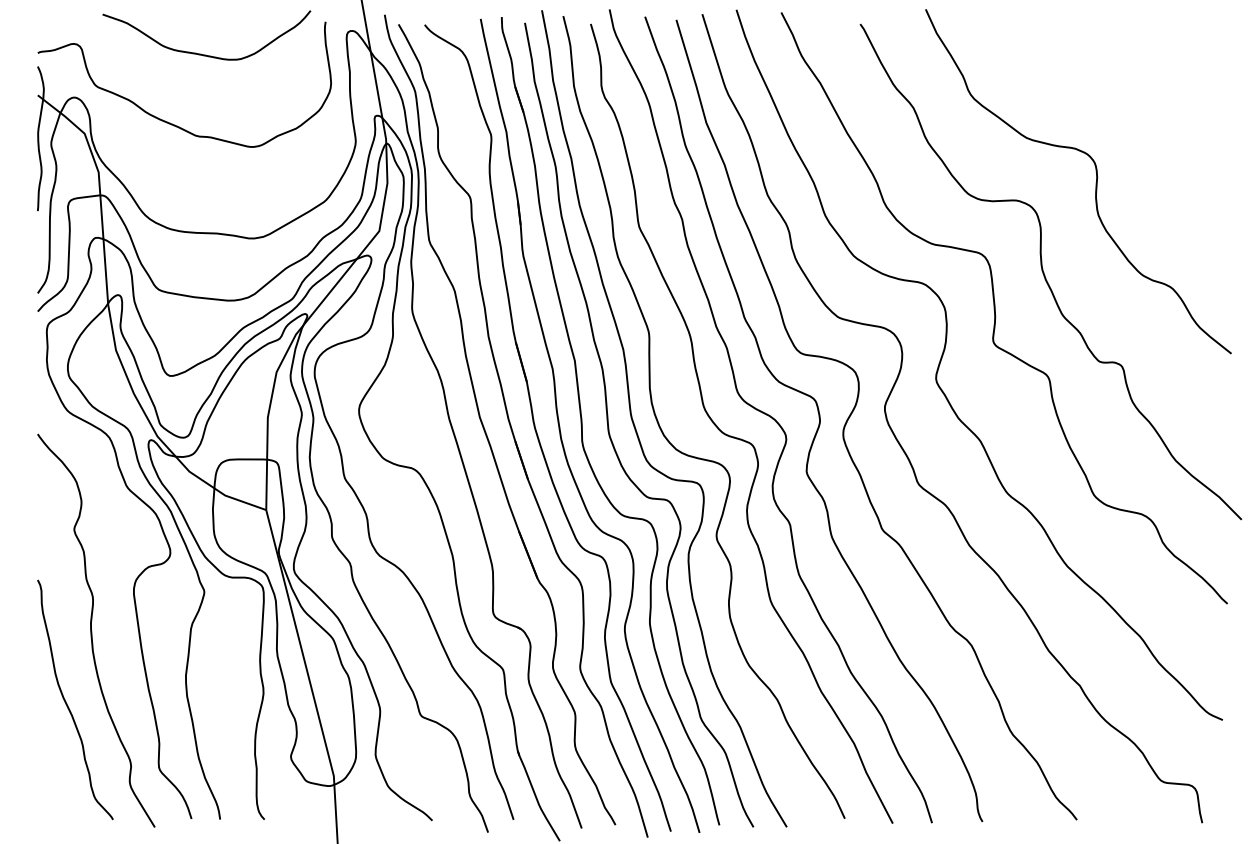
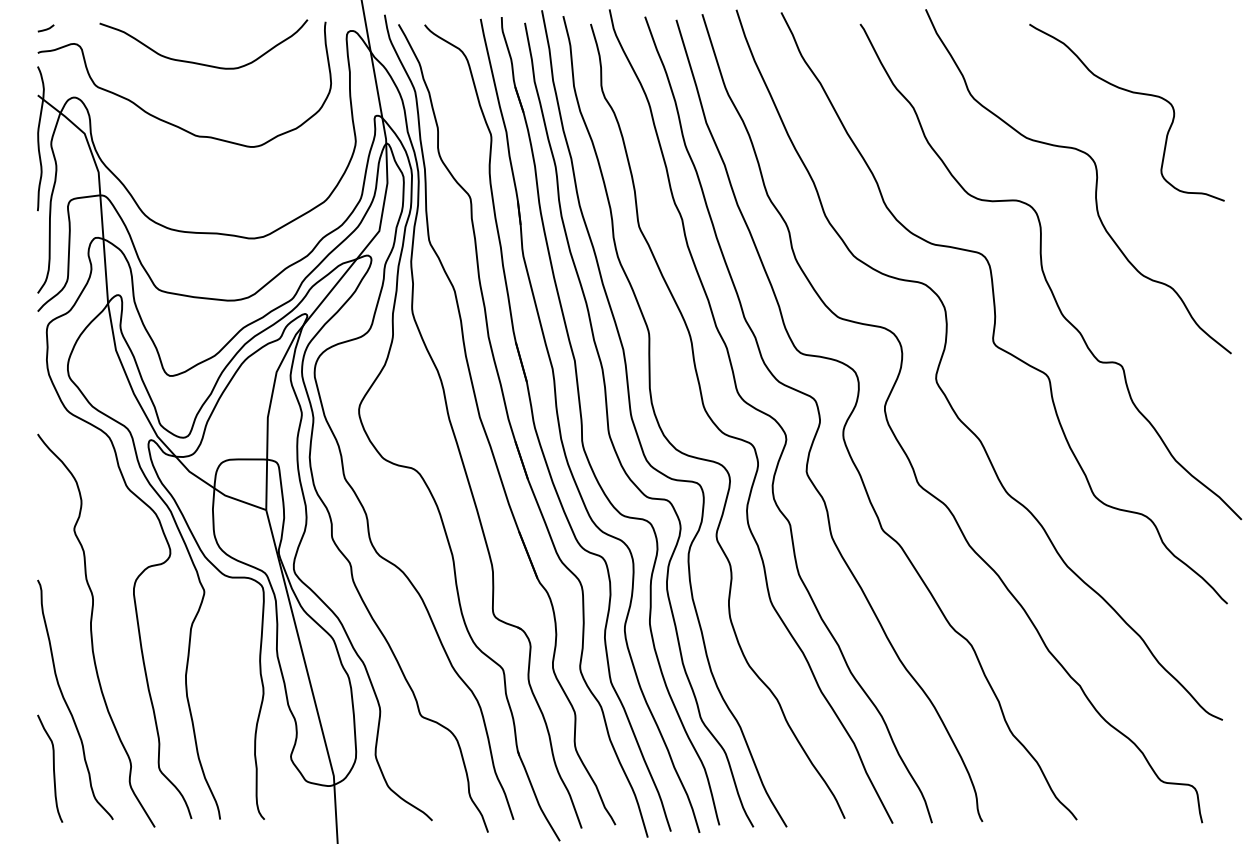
line: none -> present (46, 28)
curve position: (201, 53) -> (198, 62) (198, 62)
curve: none -> present (1132, 93)
curve: none -> present (53, 768)
